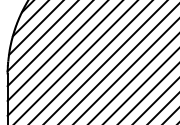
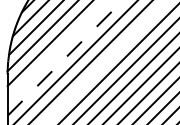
line: present -> none (56, 51)
line: solid -> dashed (65, 57)
line: present -> none (105, 61)
